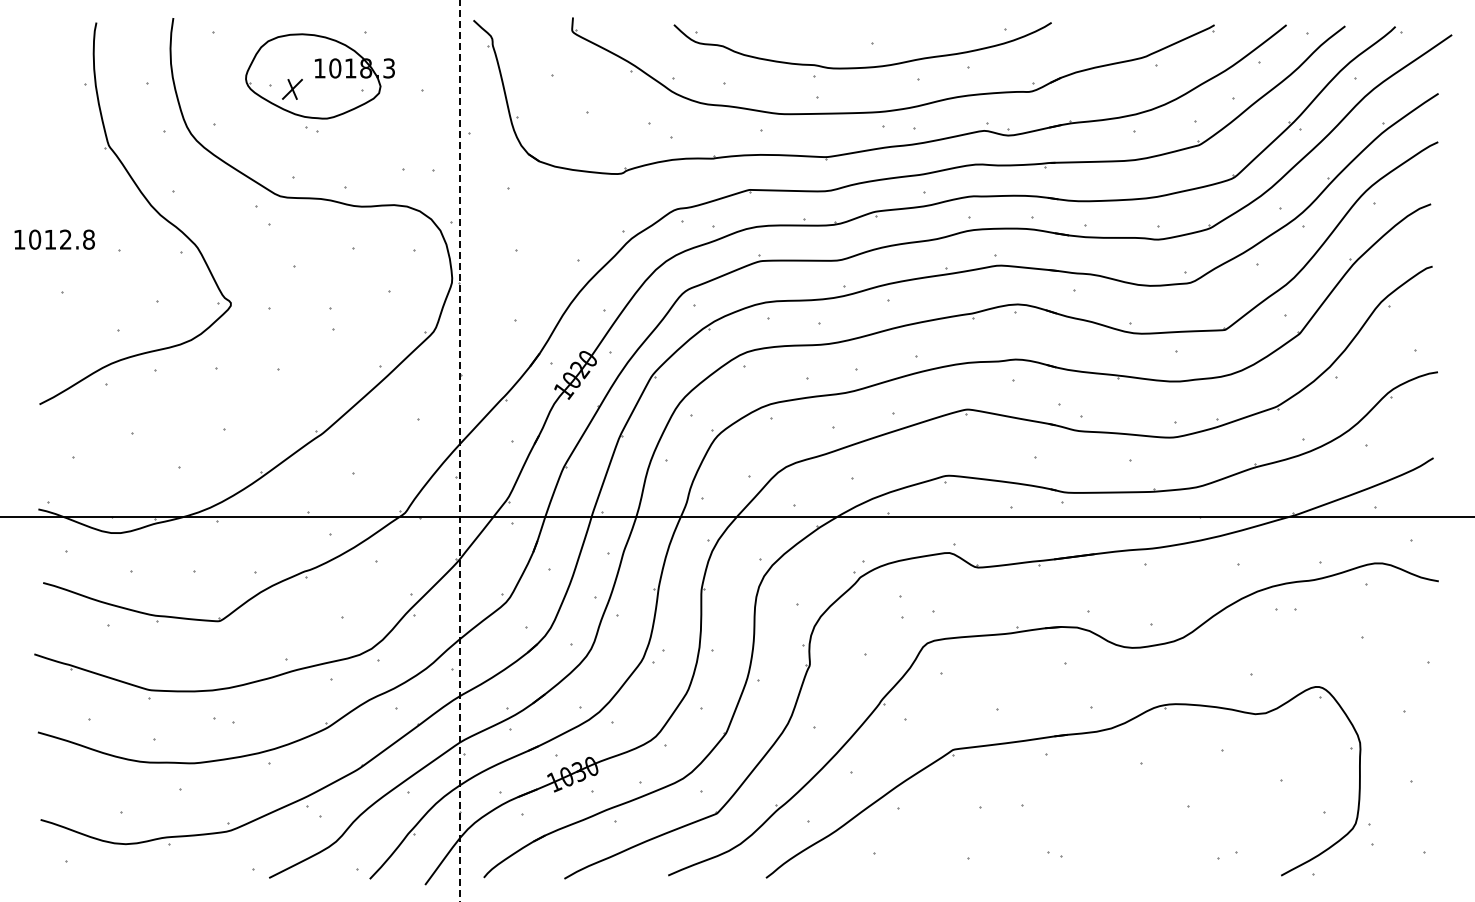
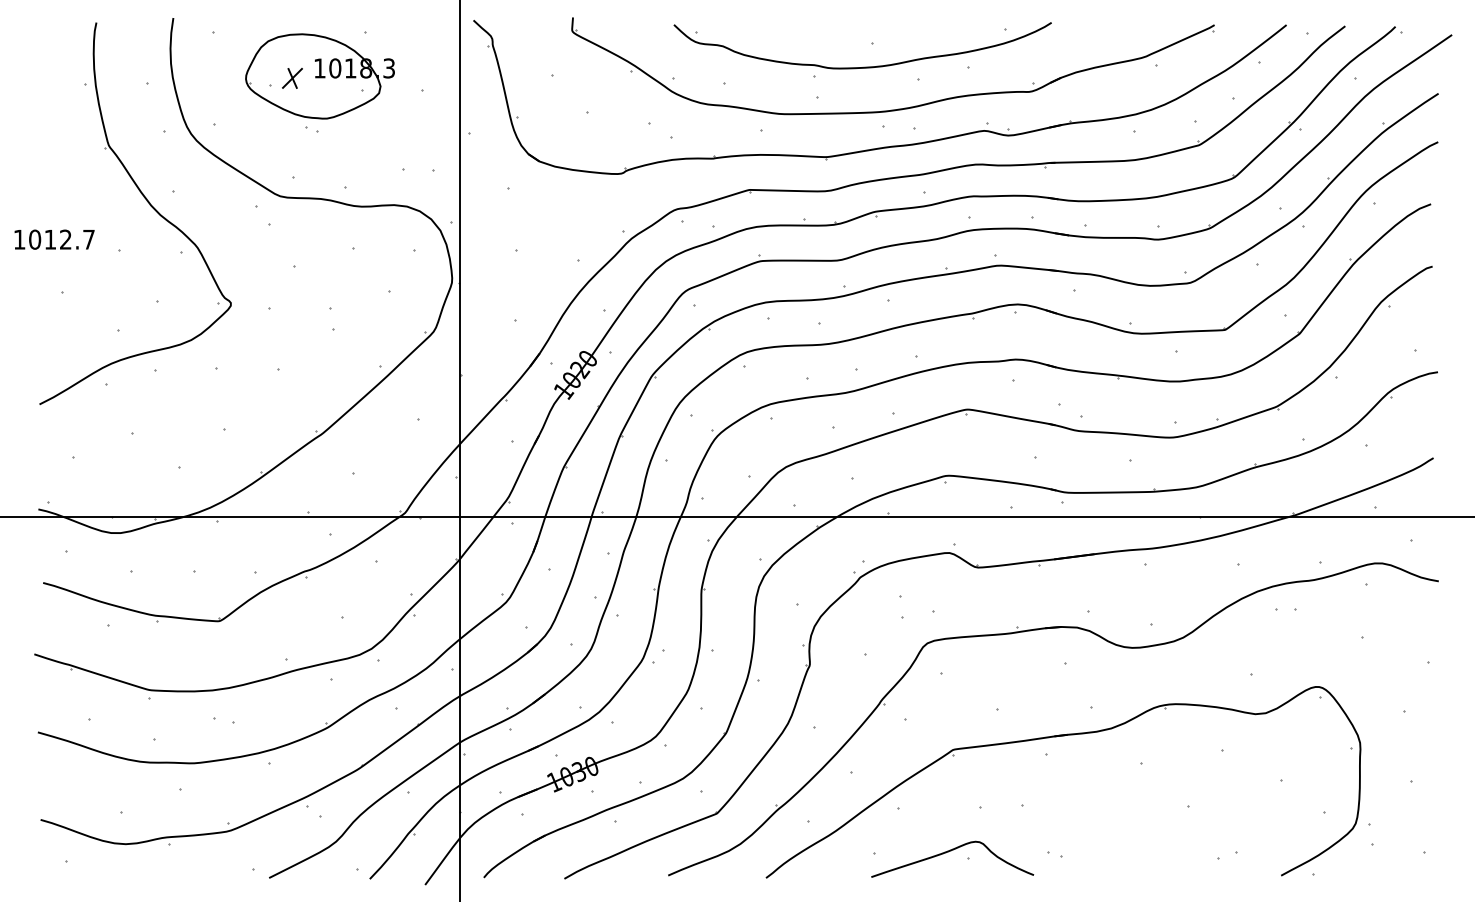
part position: (292, 89) -> (292, 78) (292, 78)
text: 1012.8 -> 1012.7 (88, 239)
line: dashed -> solid (459, 451)
curve: none -> present (951, 851)
